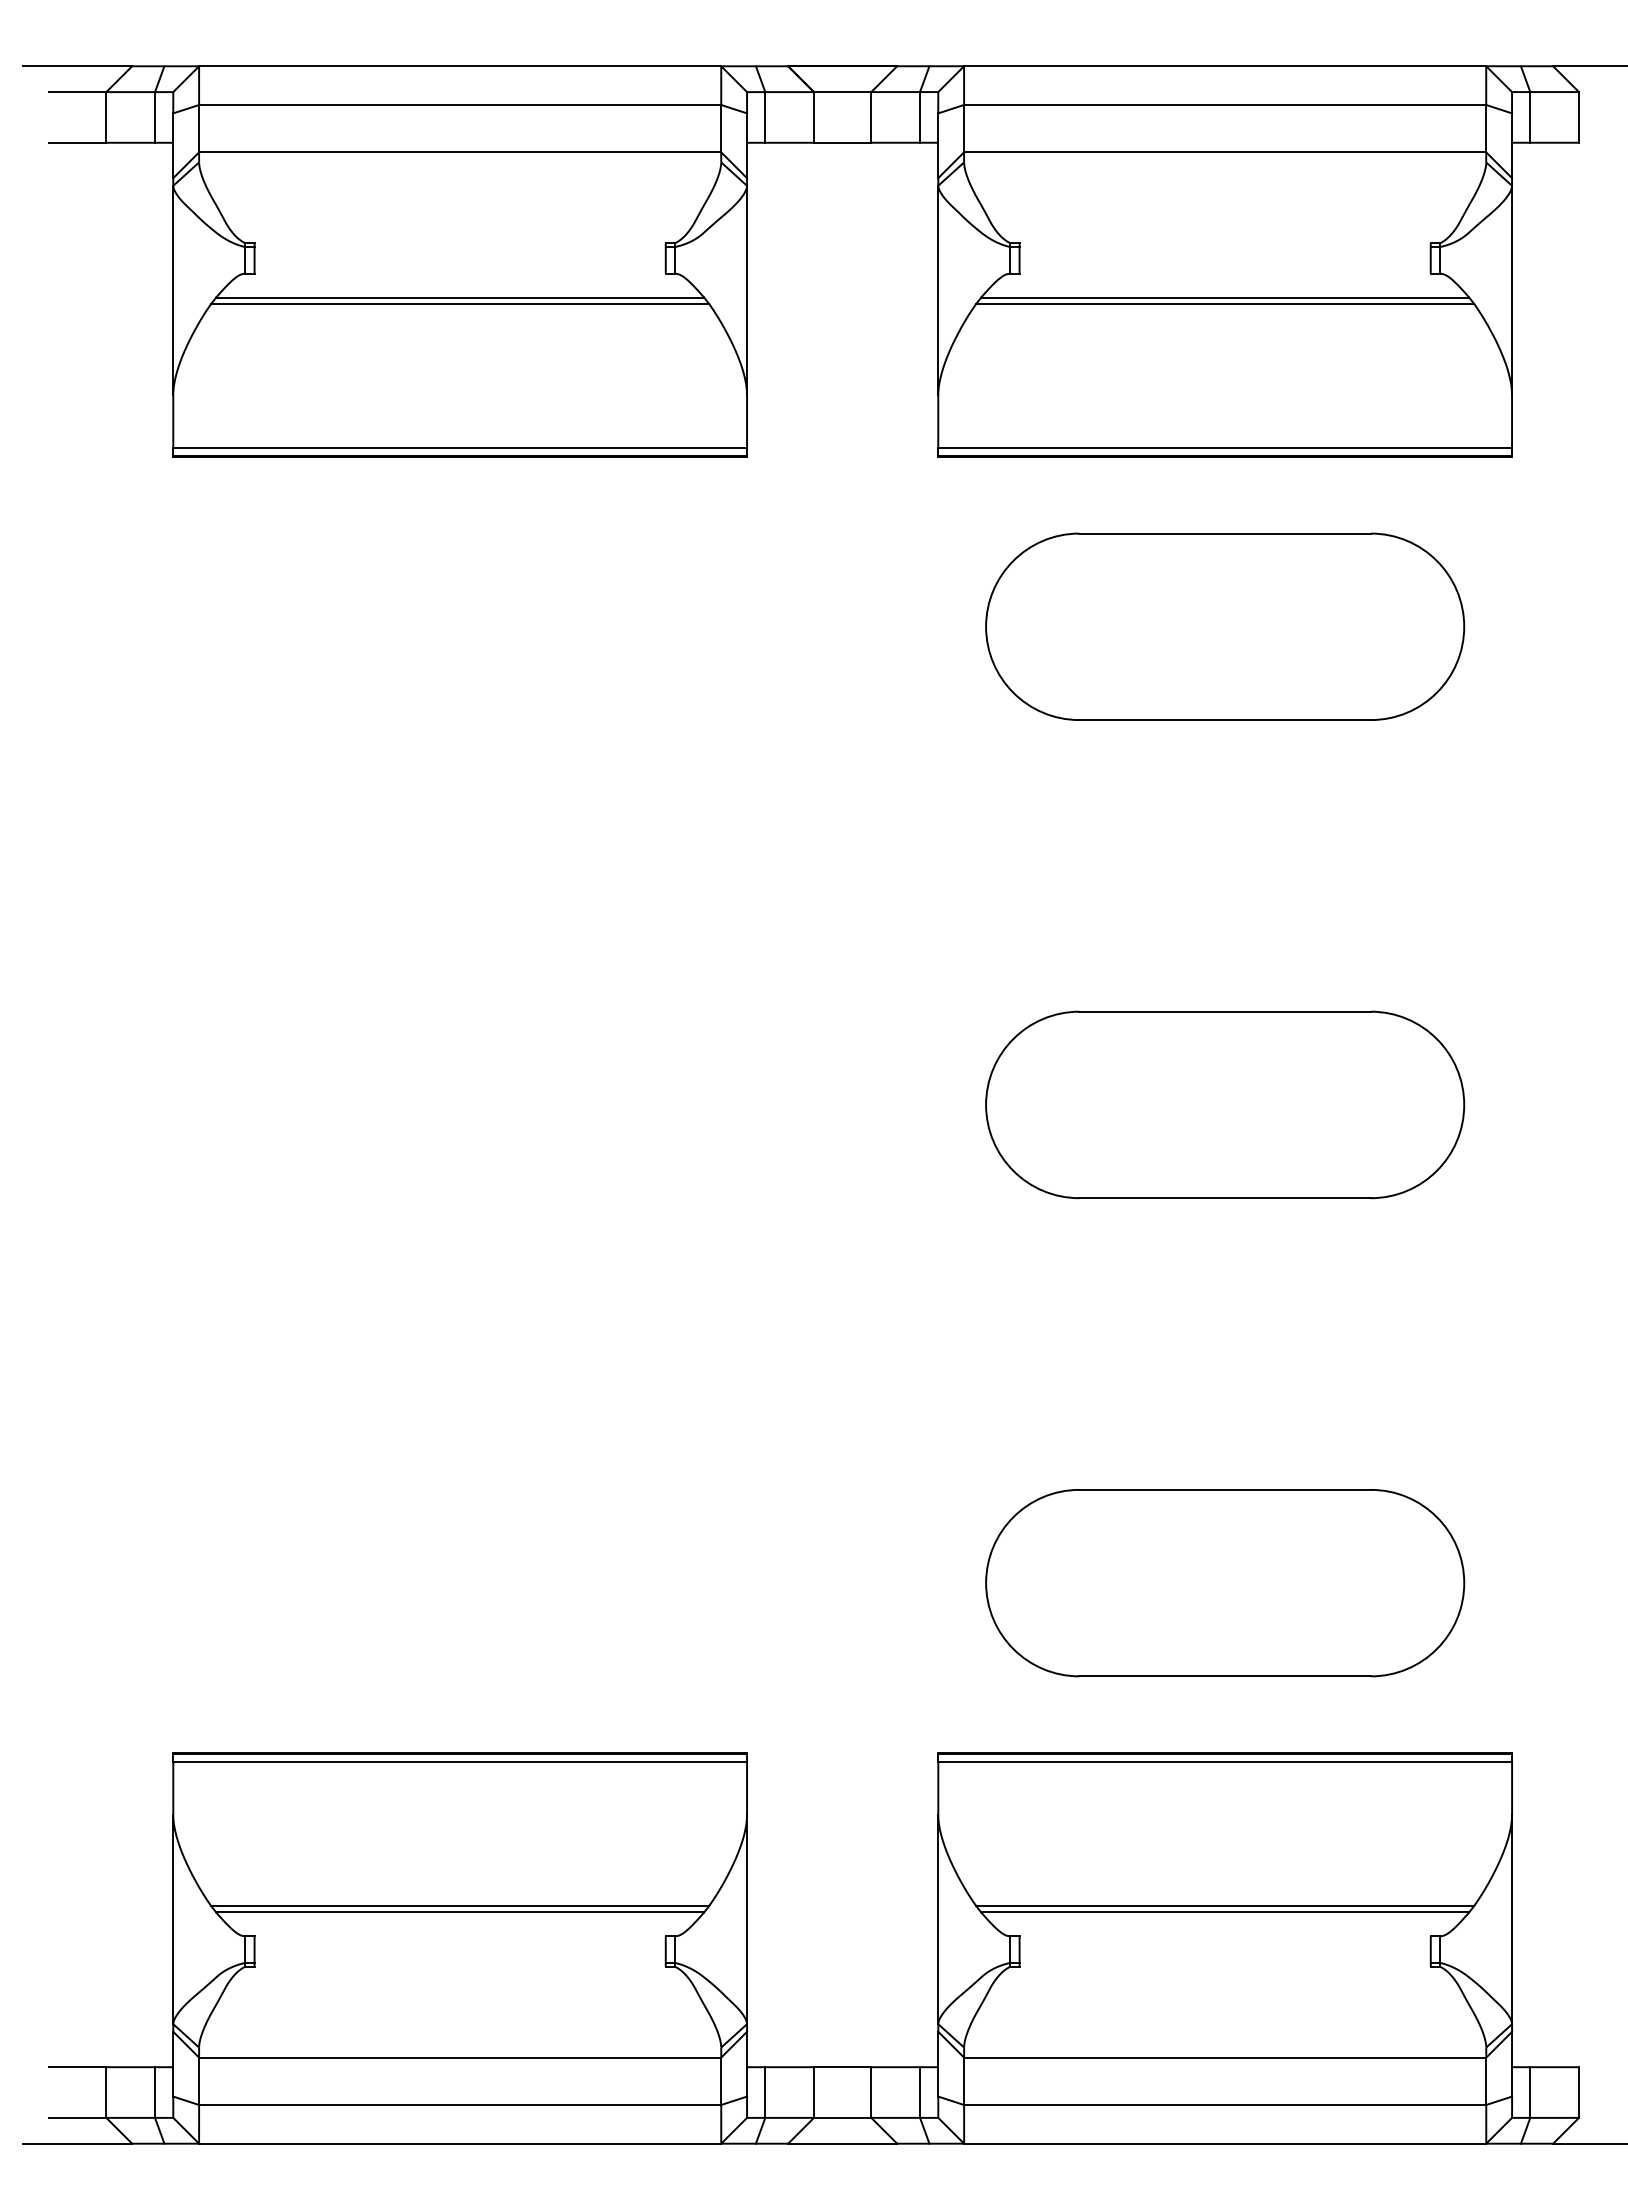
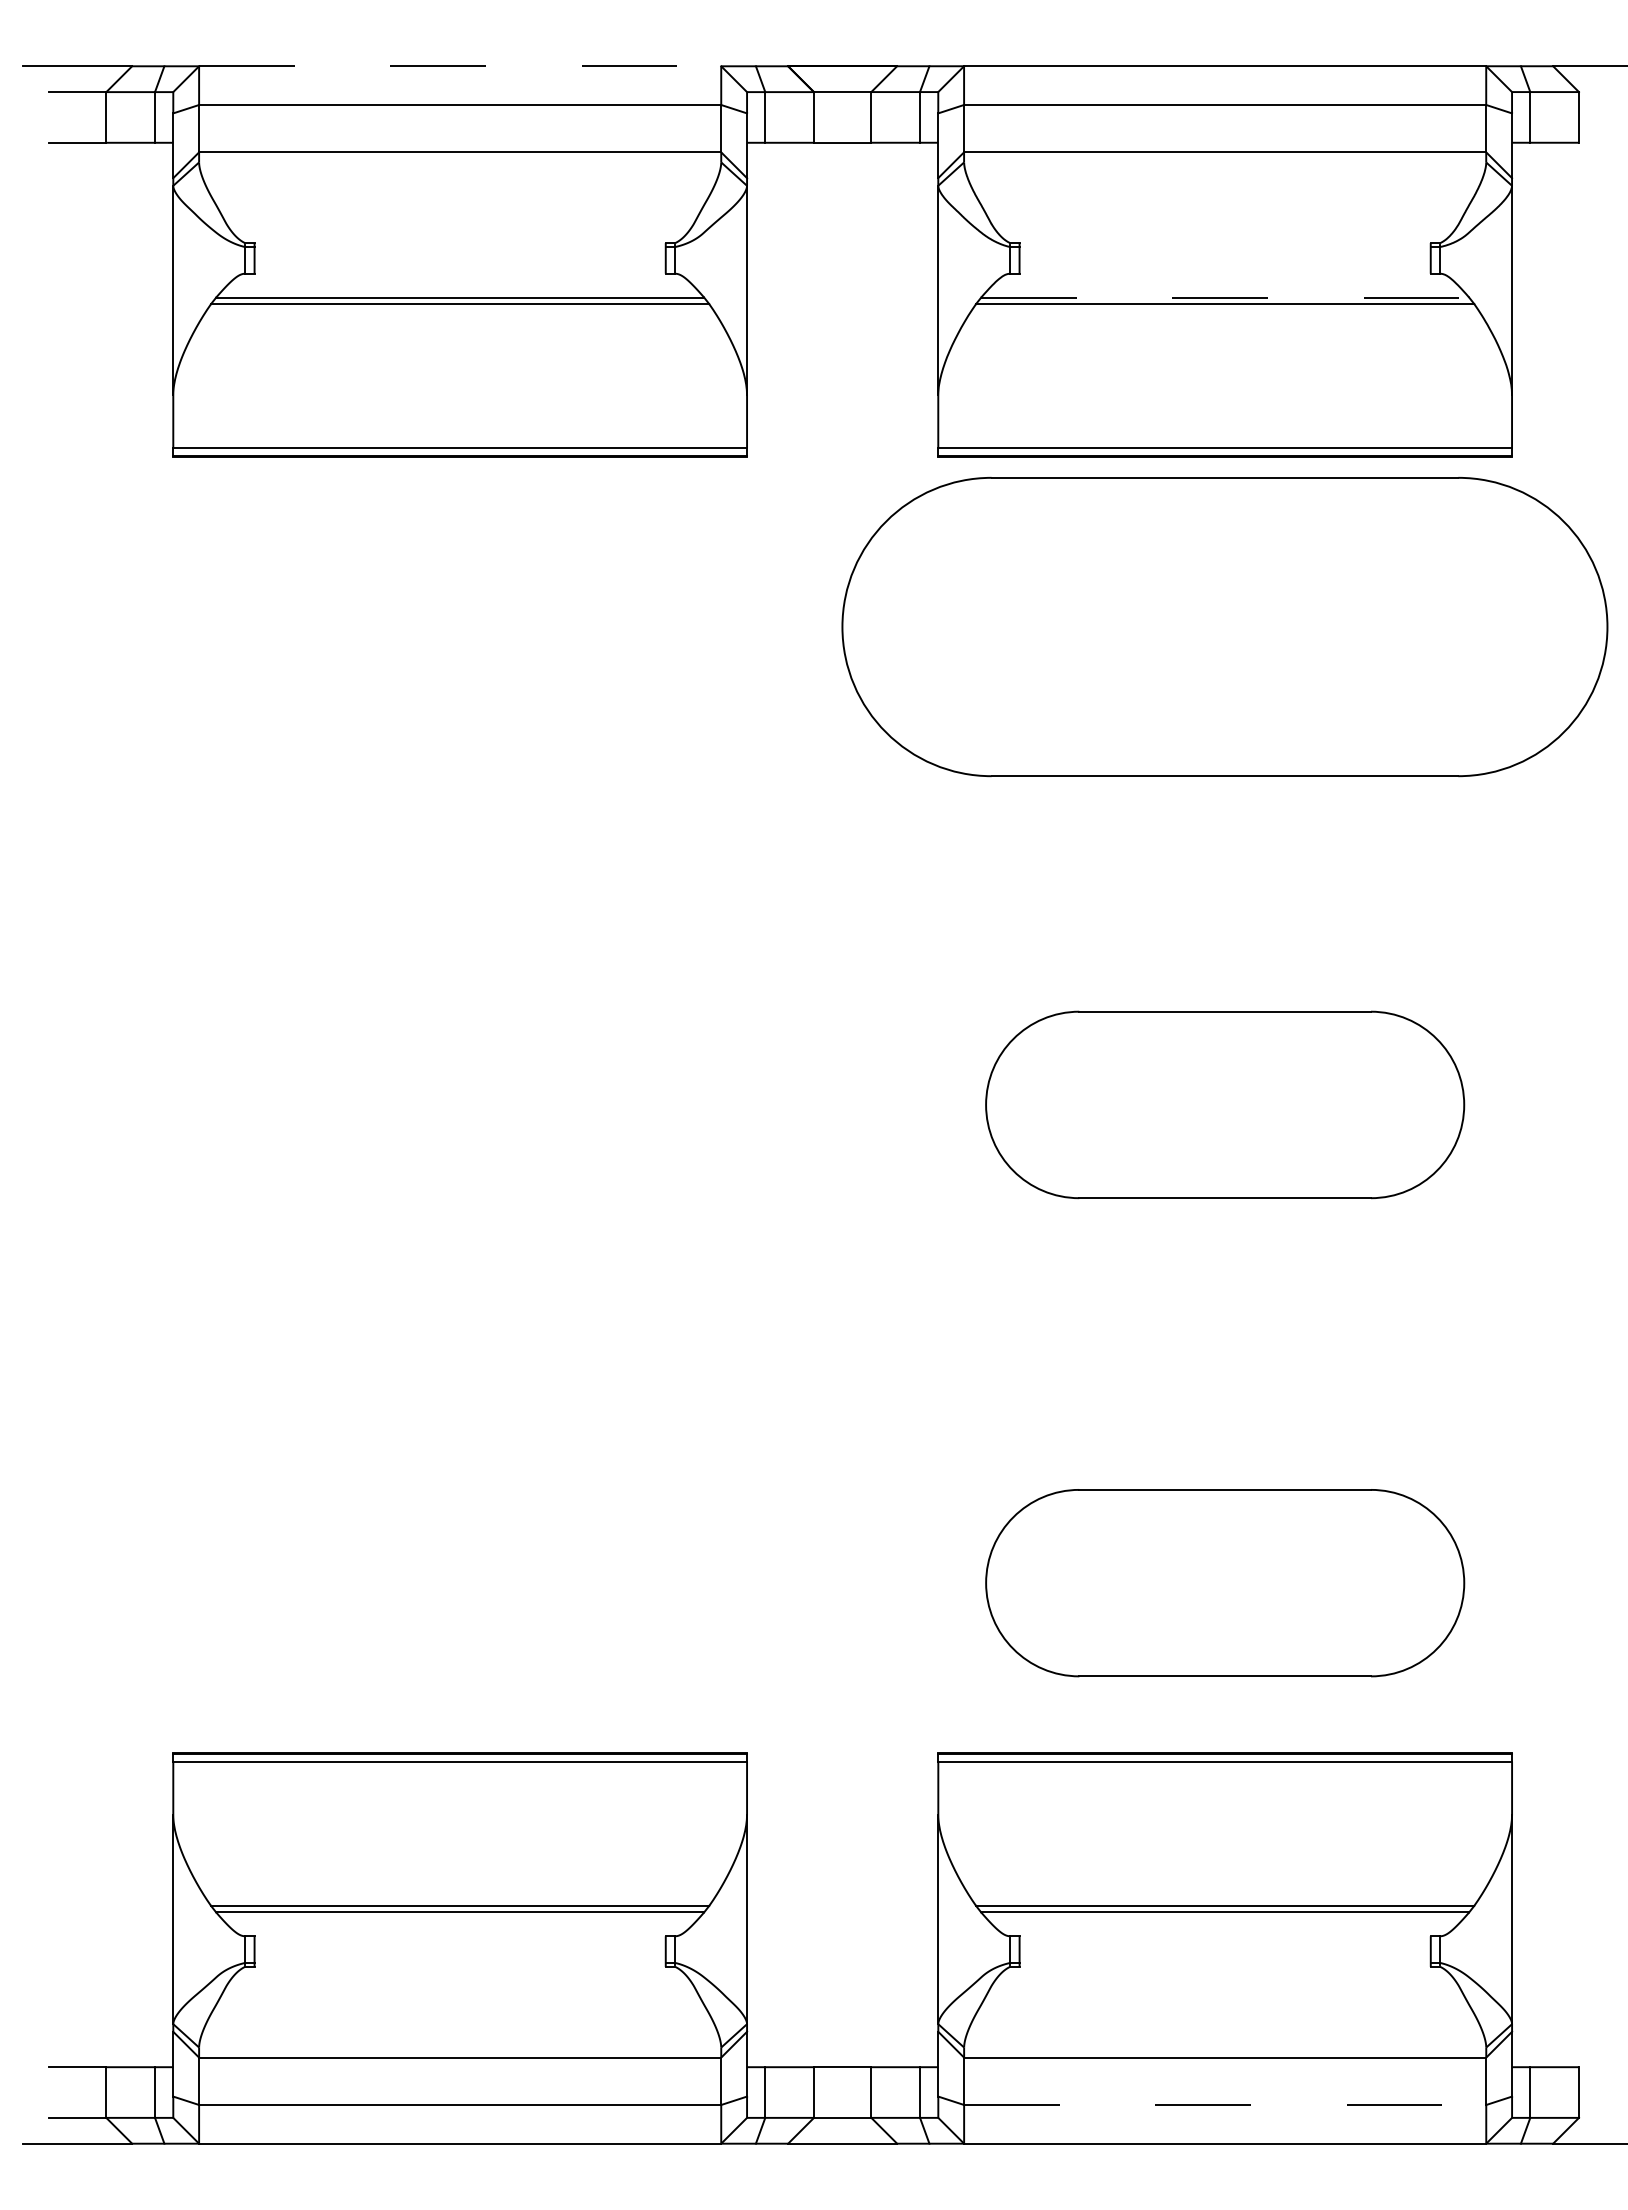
line: solid -> dashed (460, 66)
line: solid -> dashed (1225, 297)
part size: 481x189 px -> 768x301 px (1224, 627)
line: solid -> dashed (1225, 2104)
